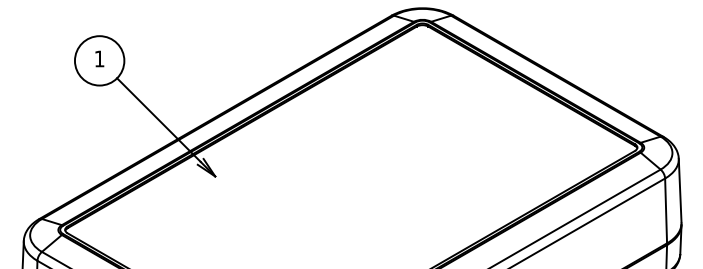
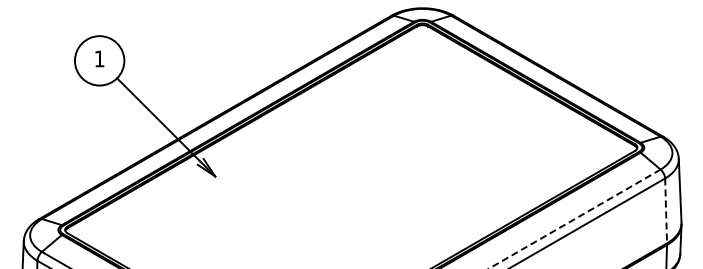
line: solid -> dashed (666, 211)
line: solid -> dashed (574, 219)
